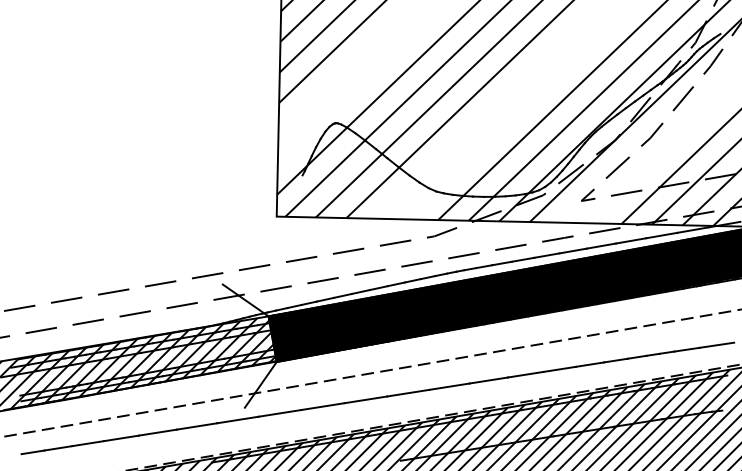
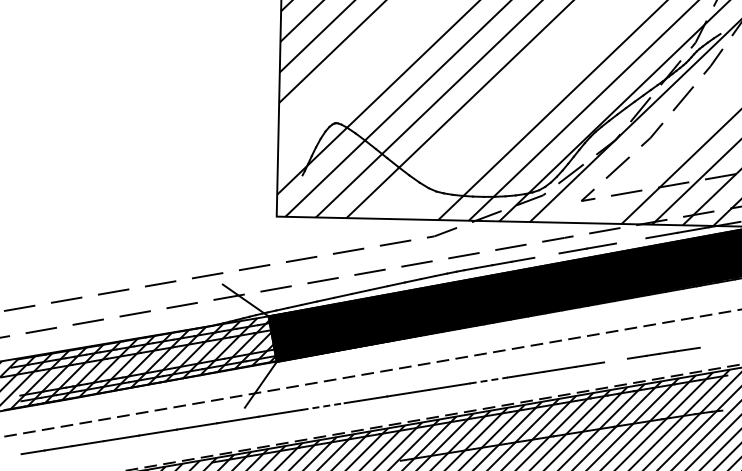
line: present -> none (631, 240)
line: present -> none (546, 255)
line: present -> none (716, 344)
line: present -> none (615, 360)
line: solid -> dashed (489, 380)
line: solid -> dashed (323, 406)
